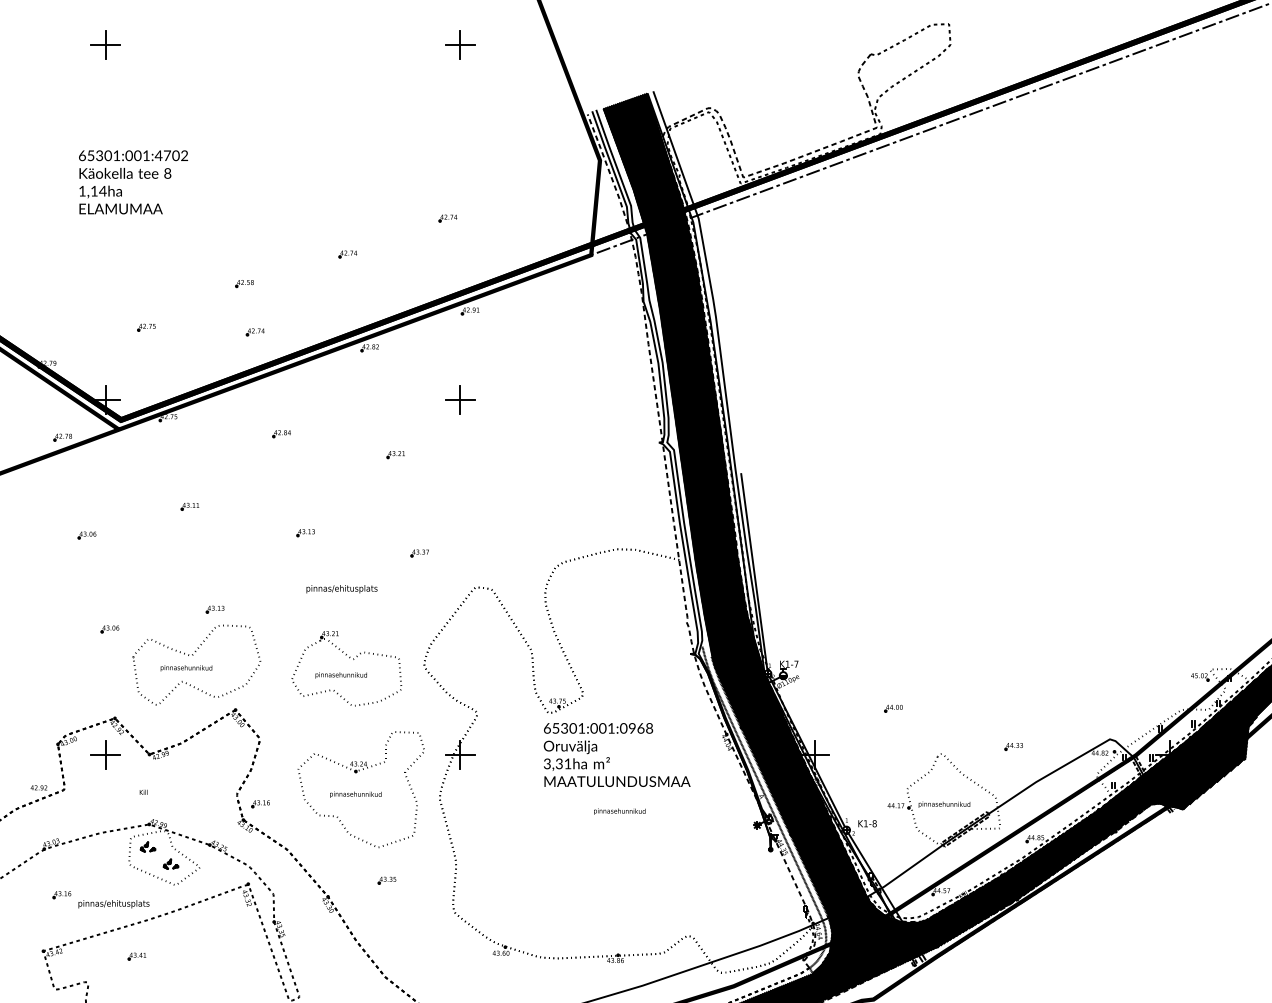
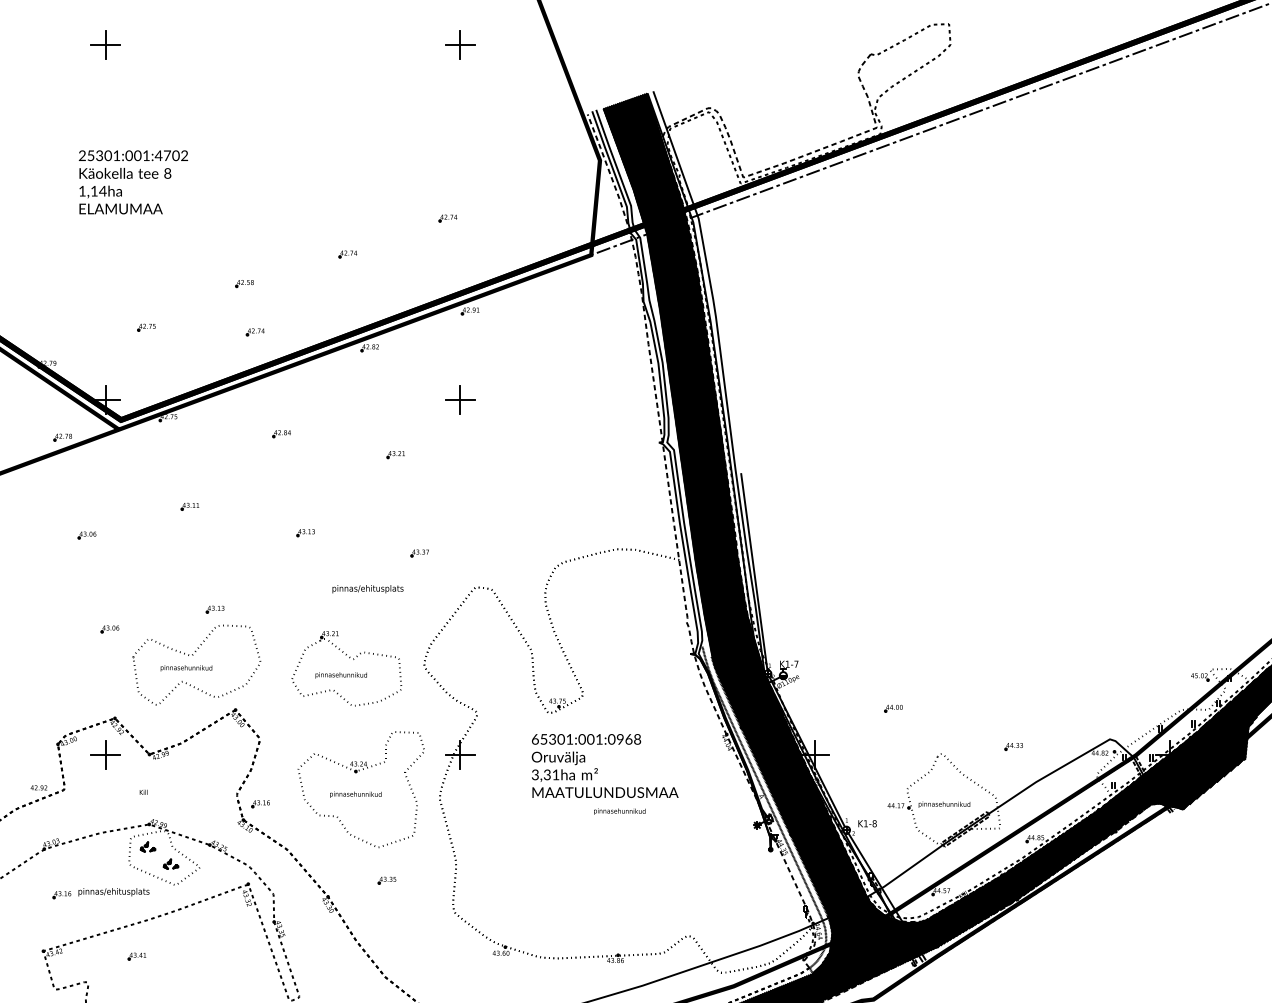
text: 65301:001:4702 -> 25301:001:4702 (81, 155)
text position: (341, 589) -> (367, 589) (367, 589)
text position: (616, 754) -> (604, 765) (604, 765)
text position: (113, 904) -> (113, 892) (113, 892)
